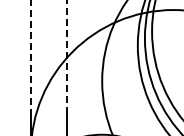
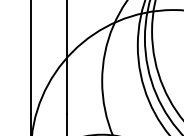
line: dashed -> solid (30, 57)
line: dashed -> solid (66, 57)
